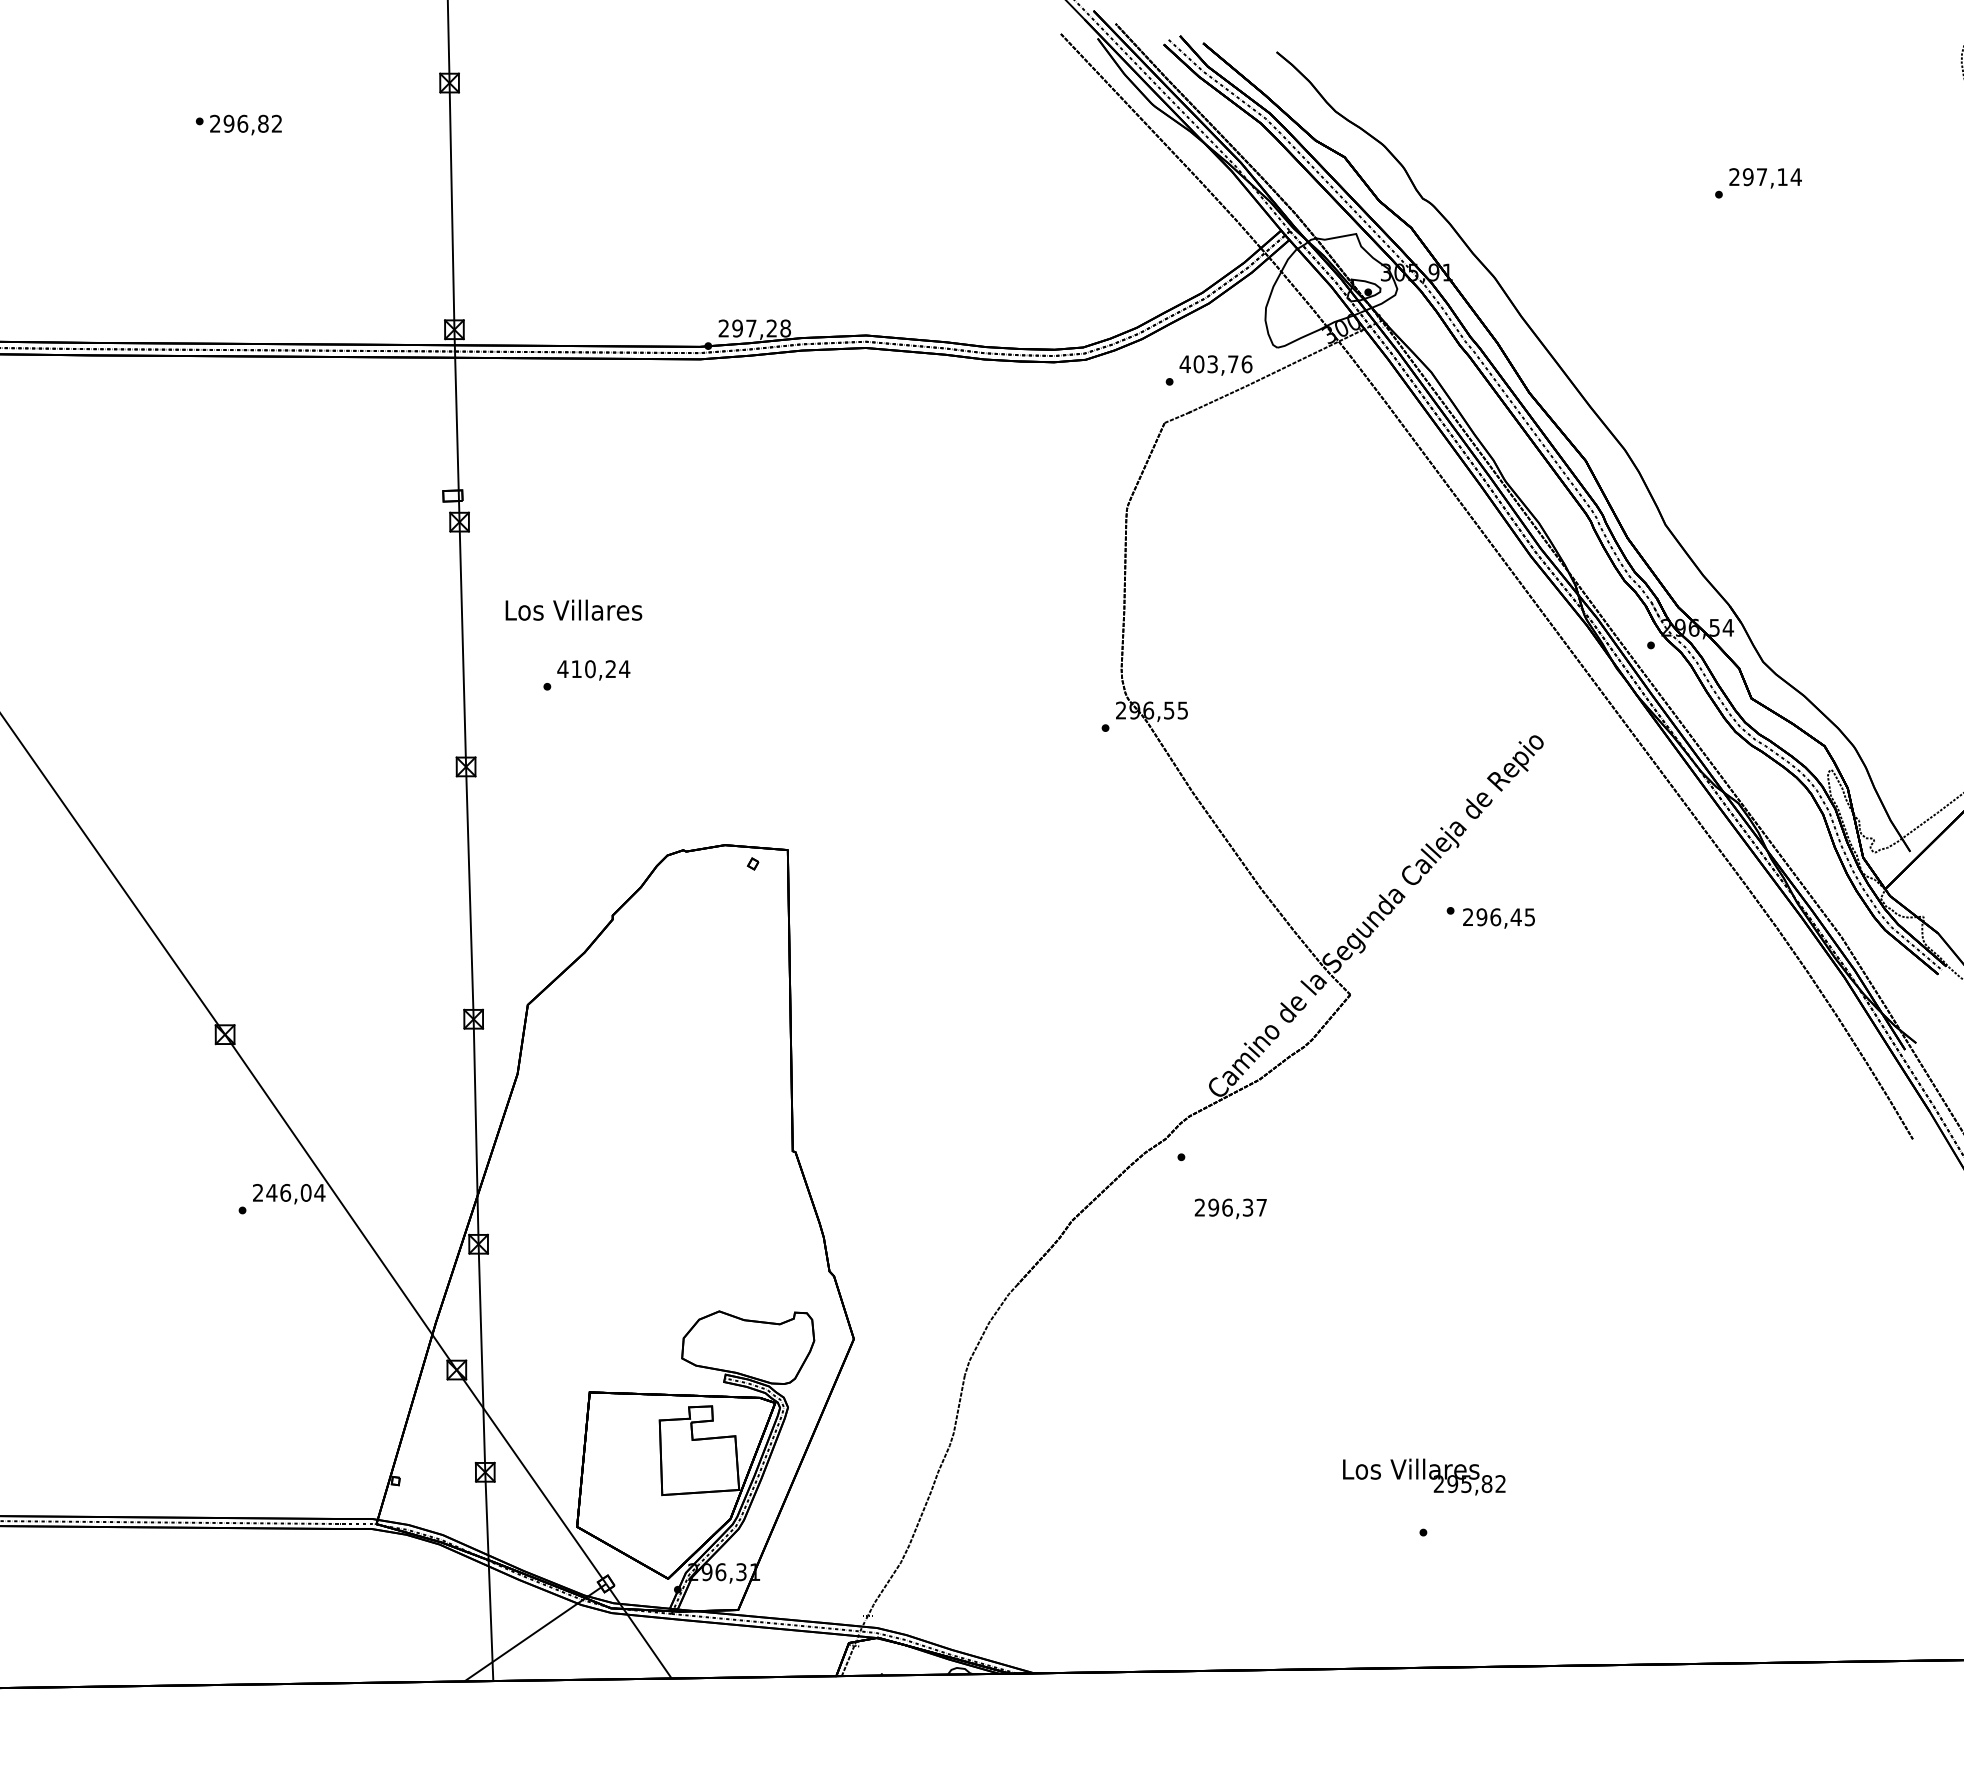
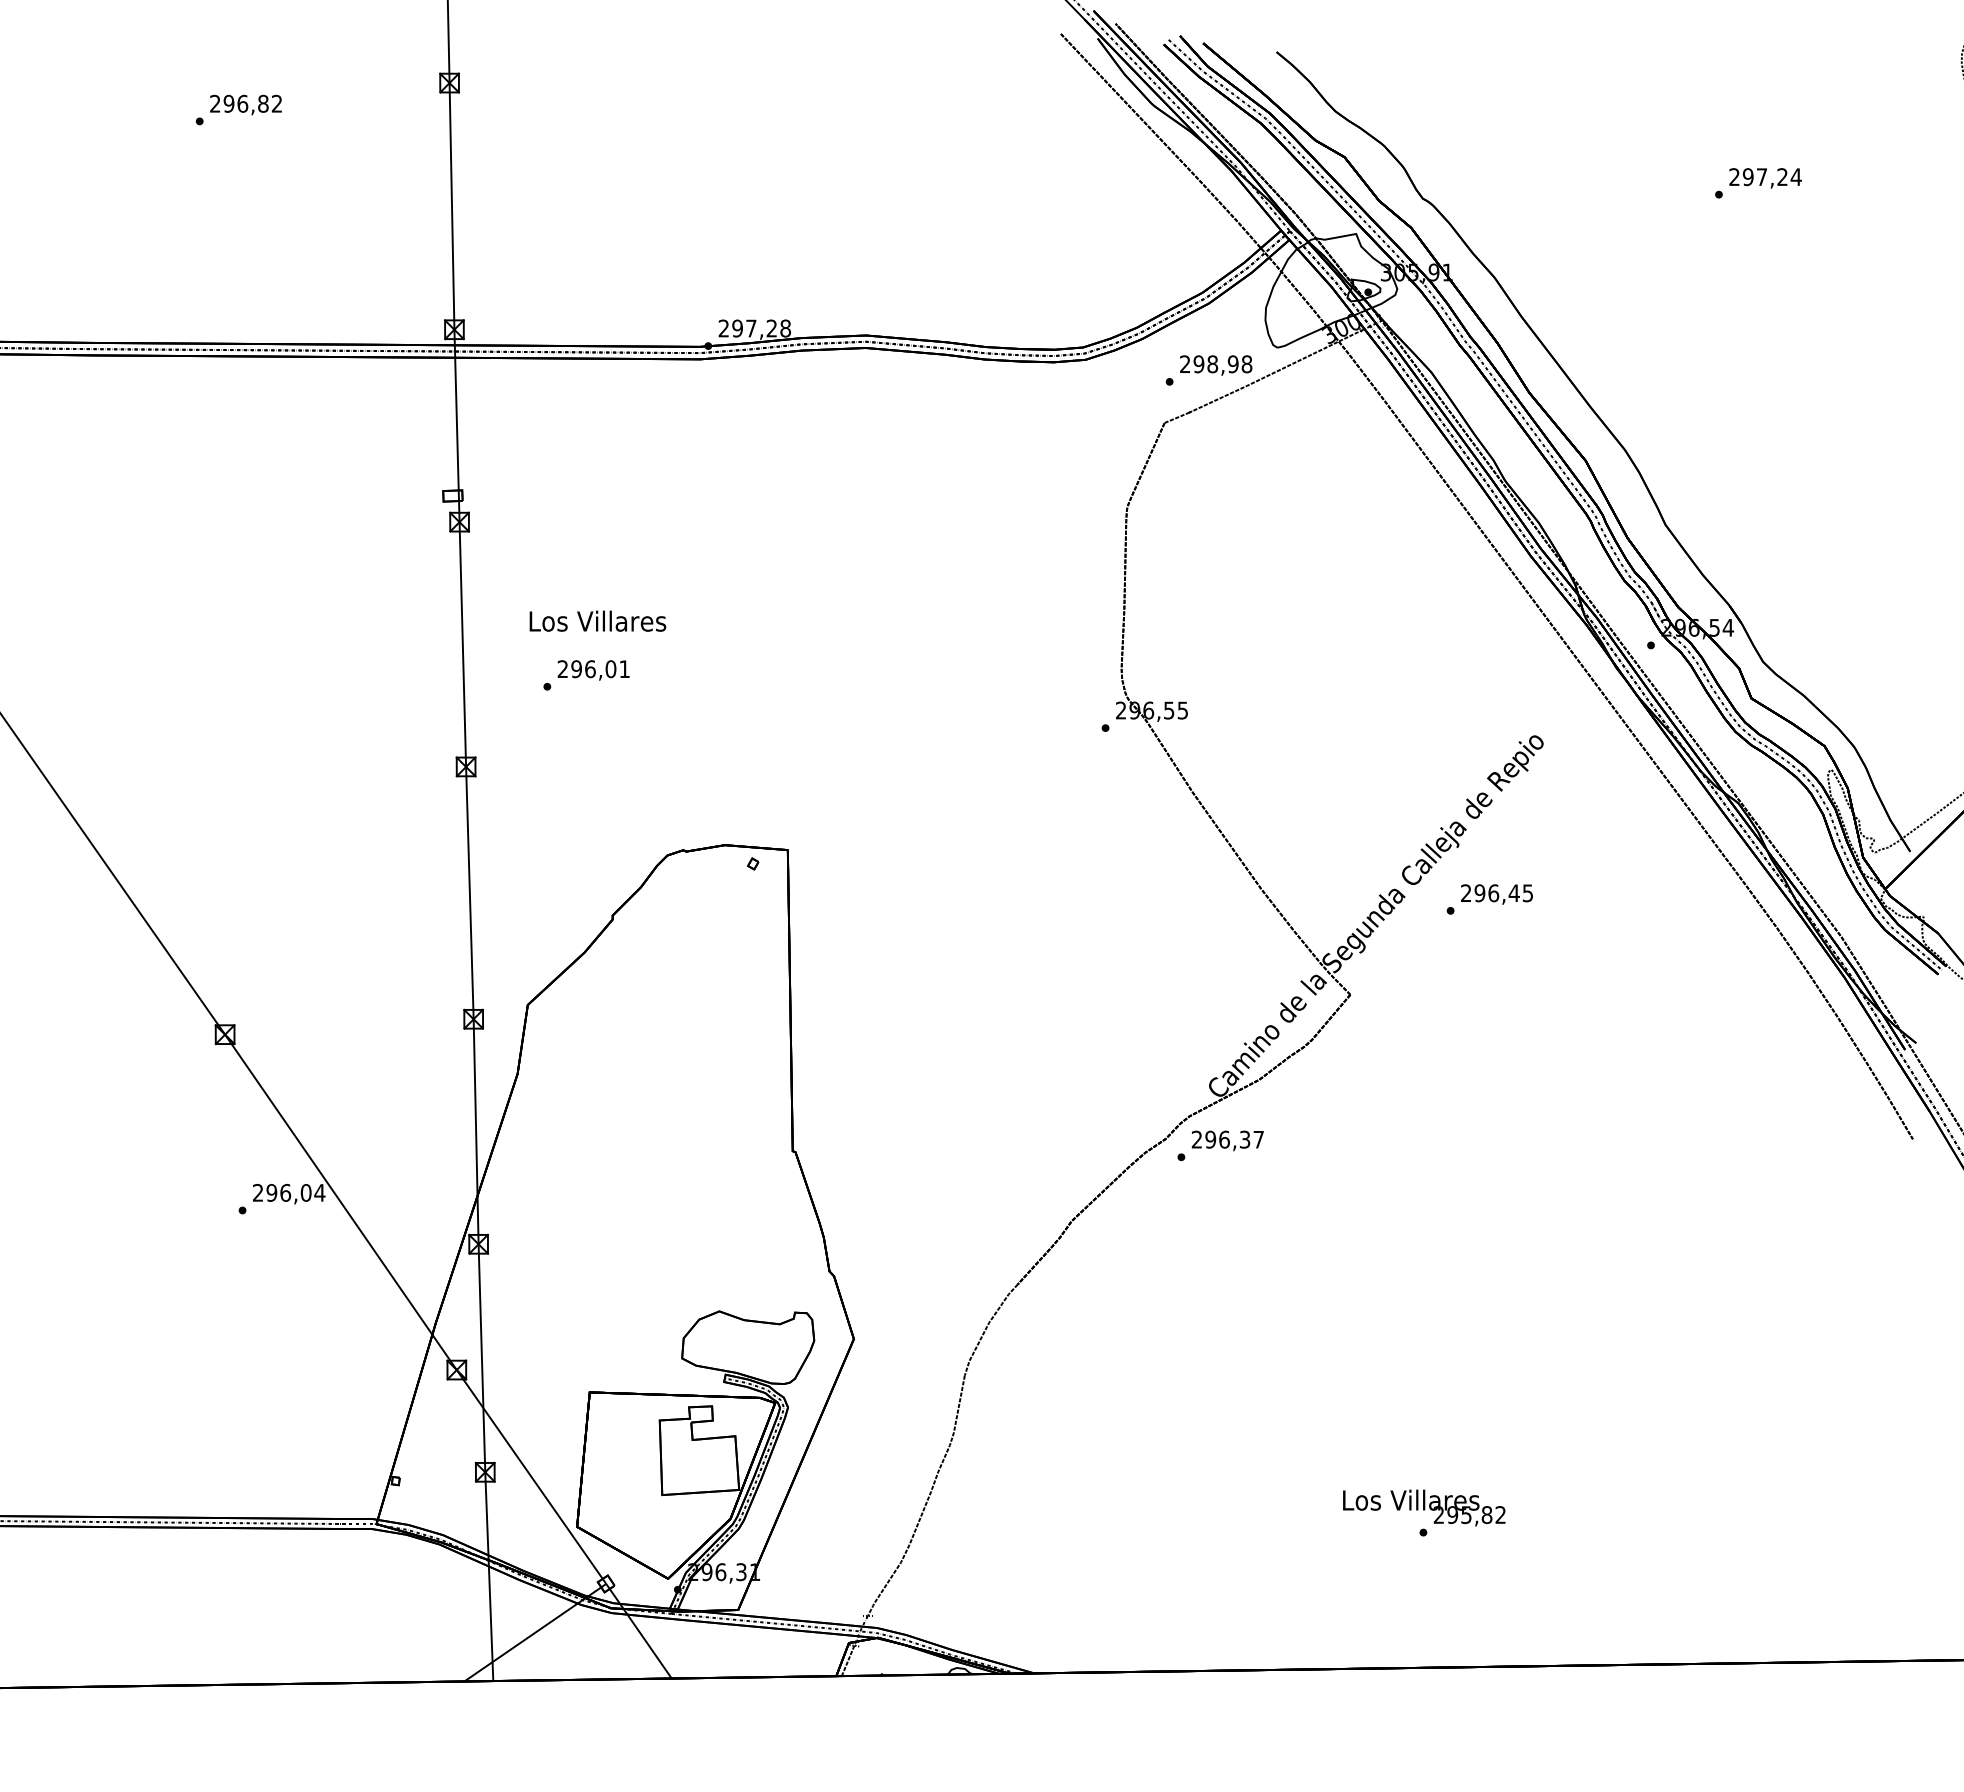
text position: (245, 124) -> (245, 104) (245, 104)
text: 297,14 -> 297,24 (1782, 176)
text: 403,76 -> 298,98 (1215, 364)
text position: (573, 609) -> (597, 620) (597, 620)
text: 410,24 -> 296,01 (593, 669)
text position: (1498, 918) -> (1496, 894) (1496, 894)
text: 246,04 -> 296,04 (271, 1192)
text position: (1230, 1208) -> (1227, 1140) (1227, 1140)
text position: (1424, 1476) -> (1424, 1507) (1424, 1507)
